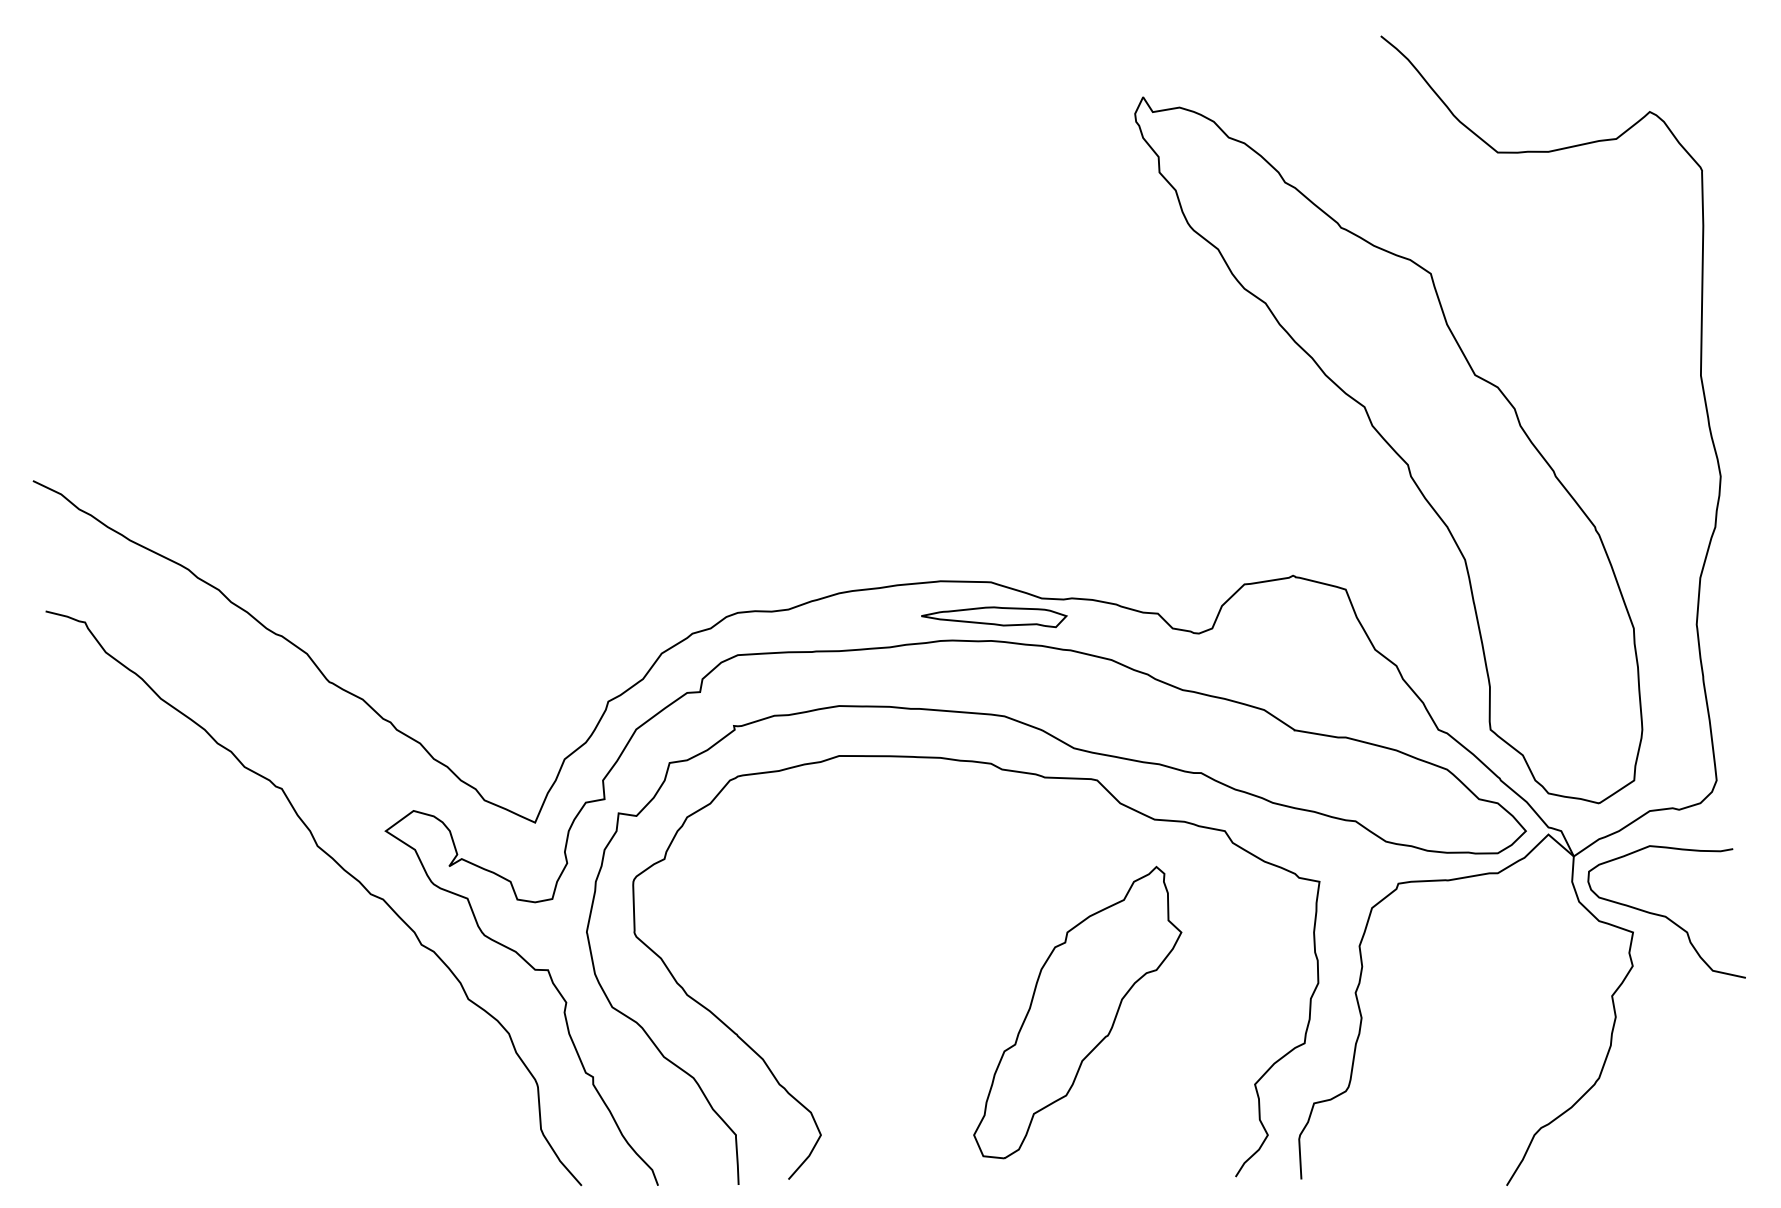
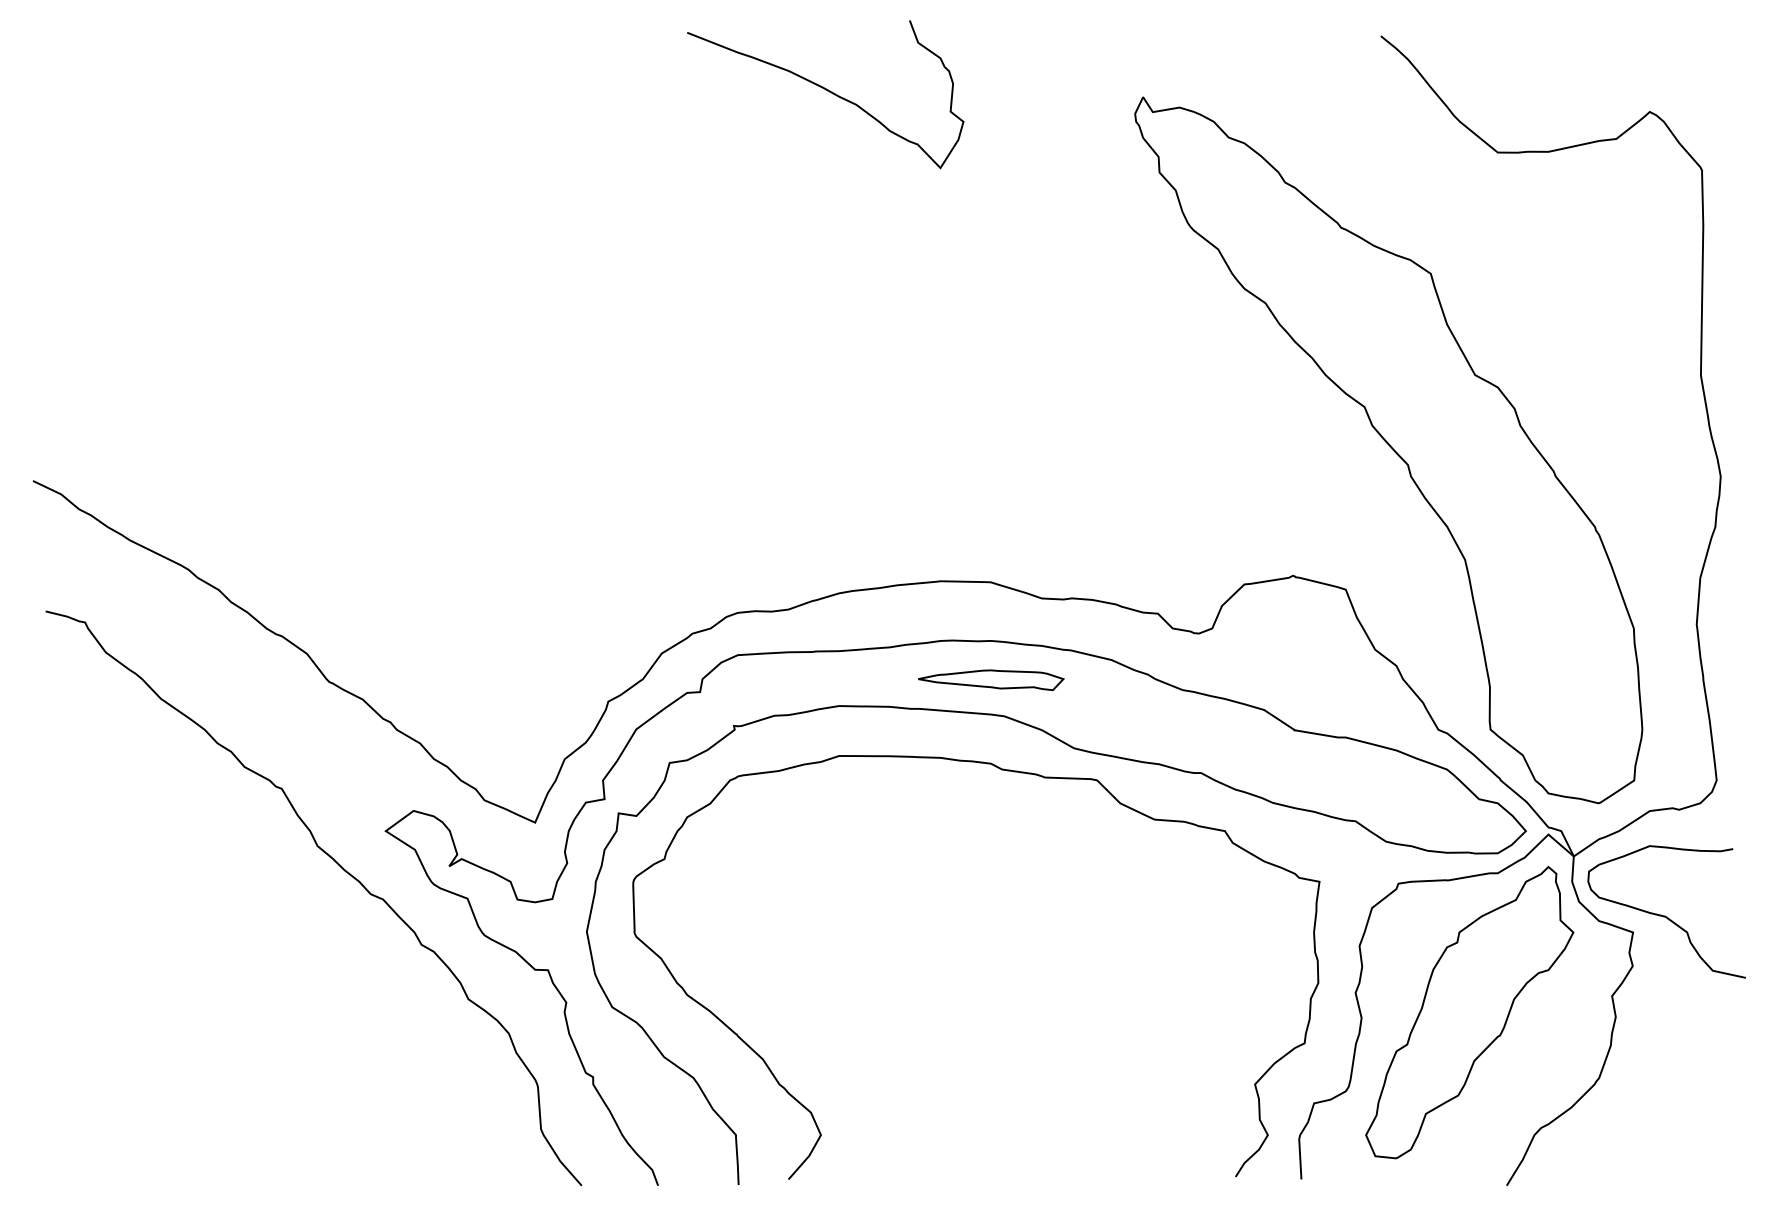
curve: none -> present (827, 91)
part position: (994, 617) -> (991, 680) (991, 680)
part position: (1077, 1012) -> (1469, 1012) (1469, 1012)
